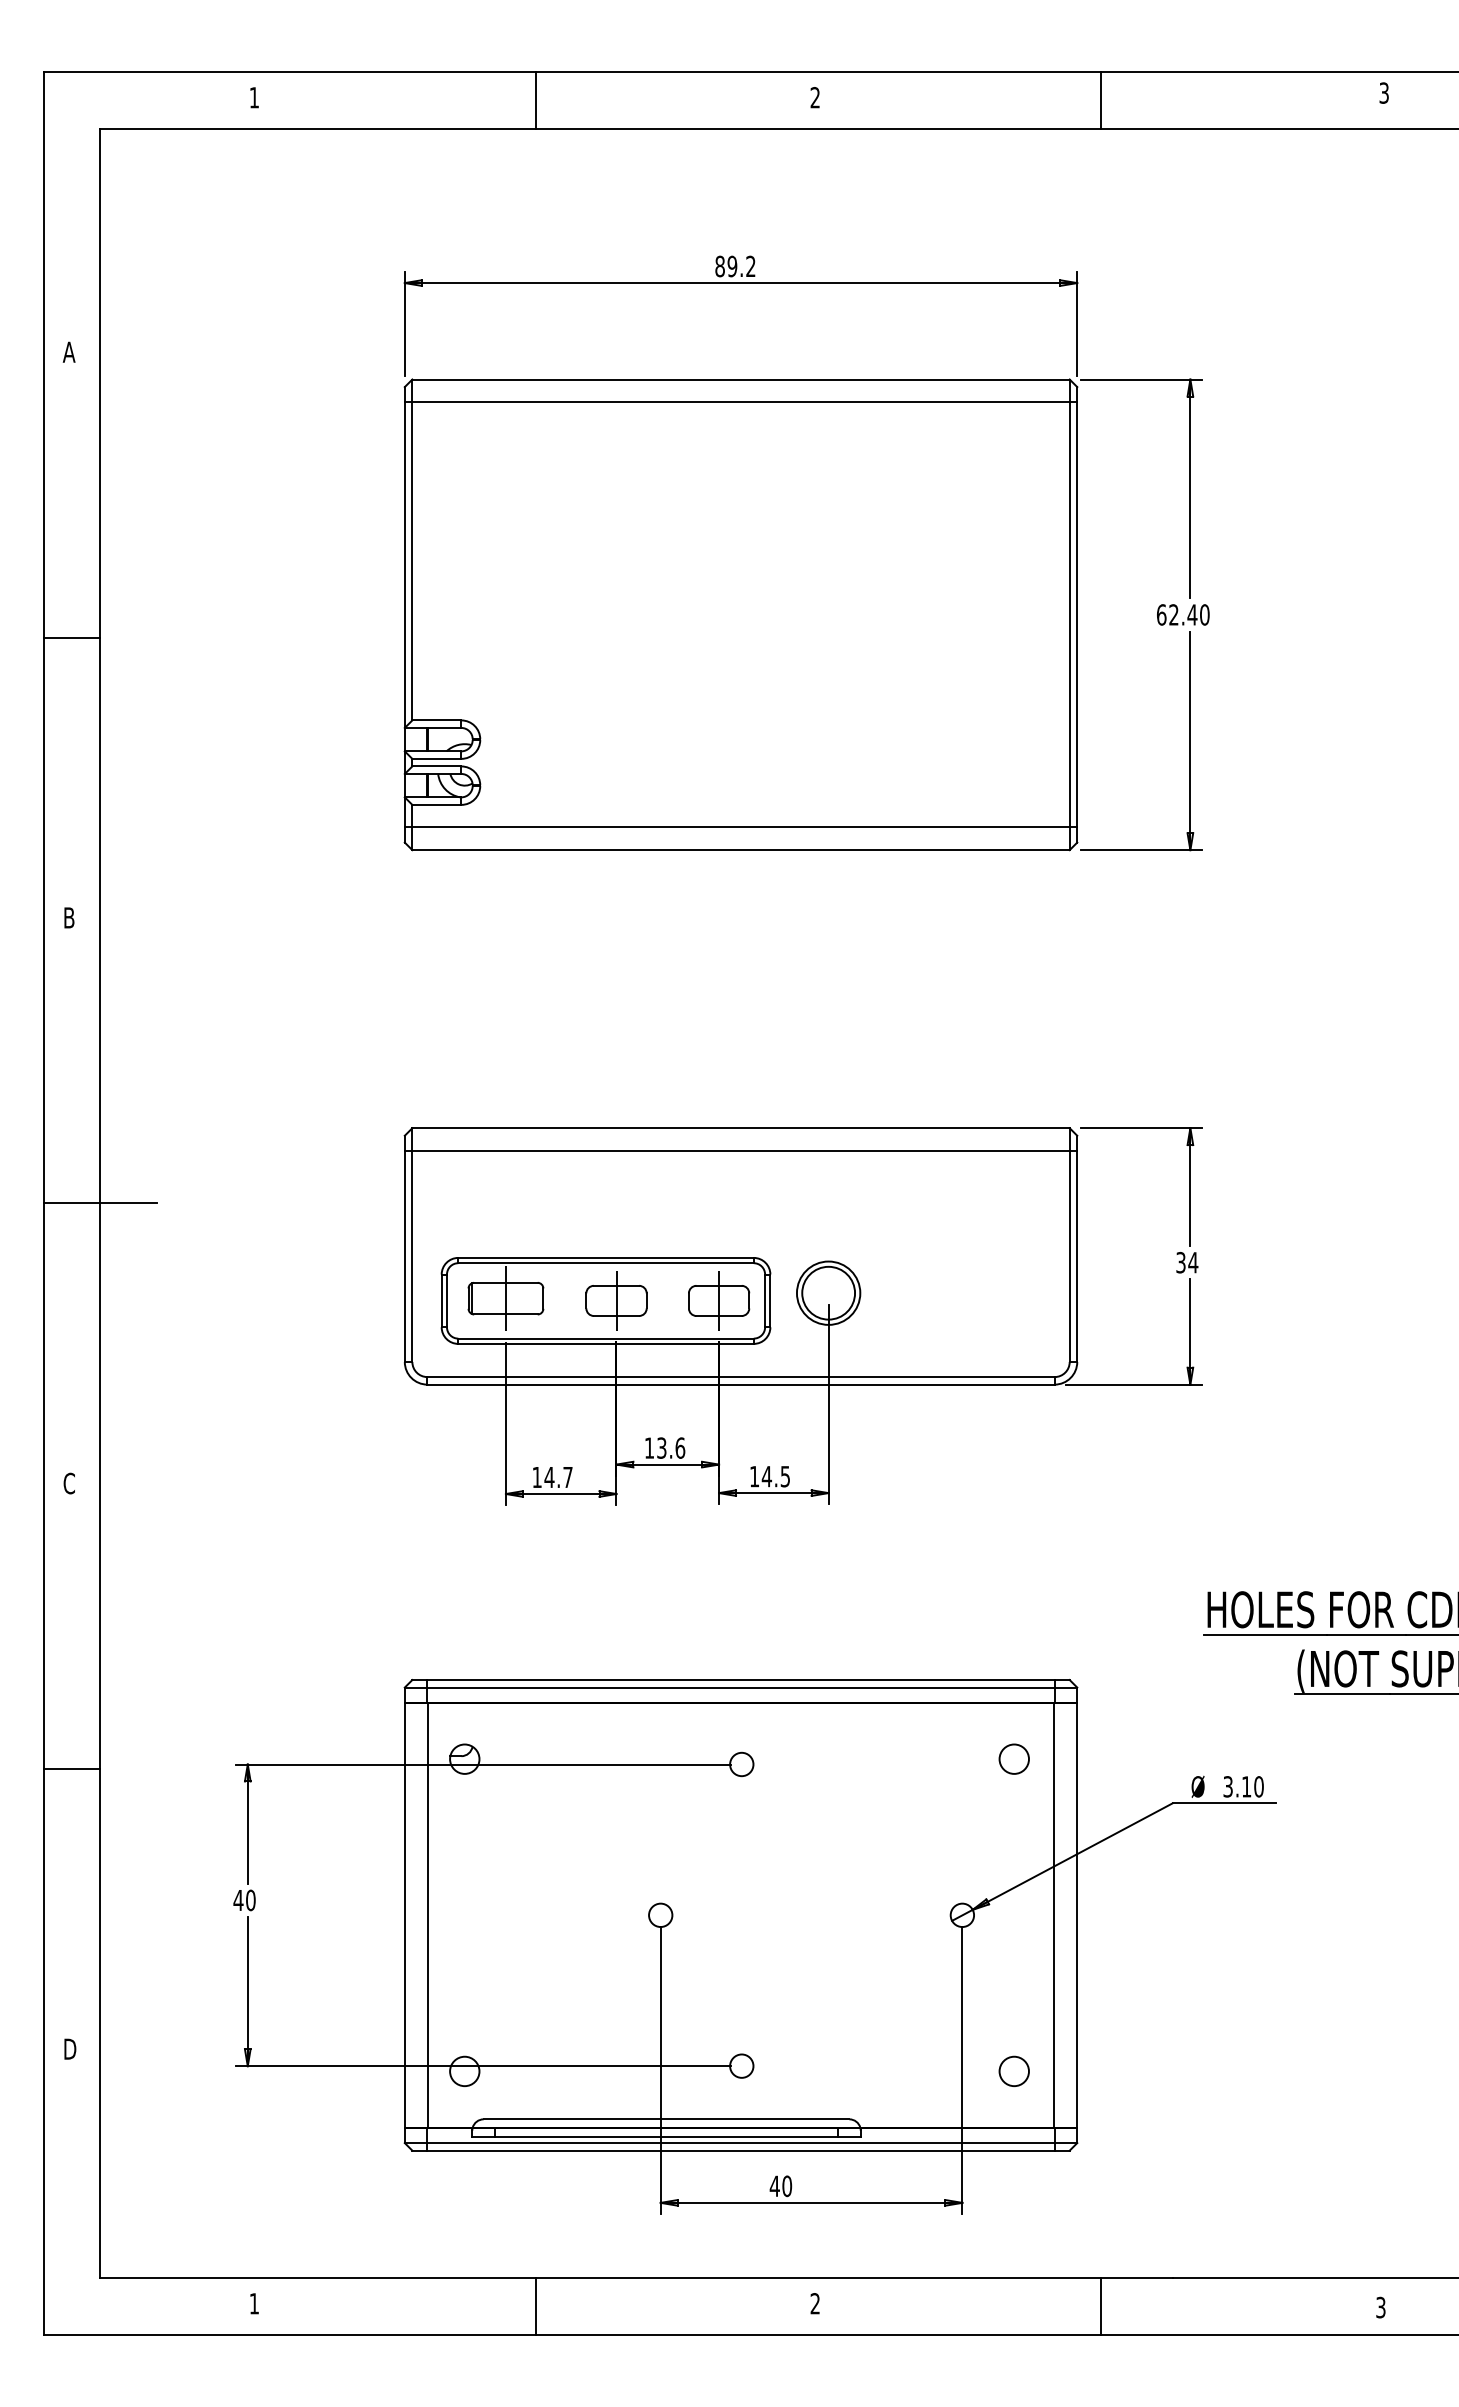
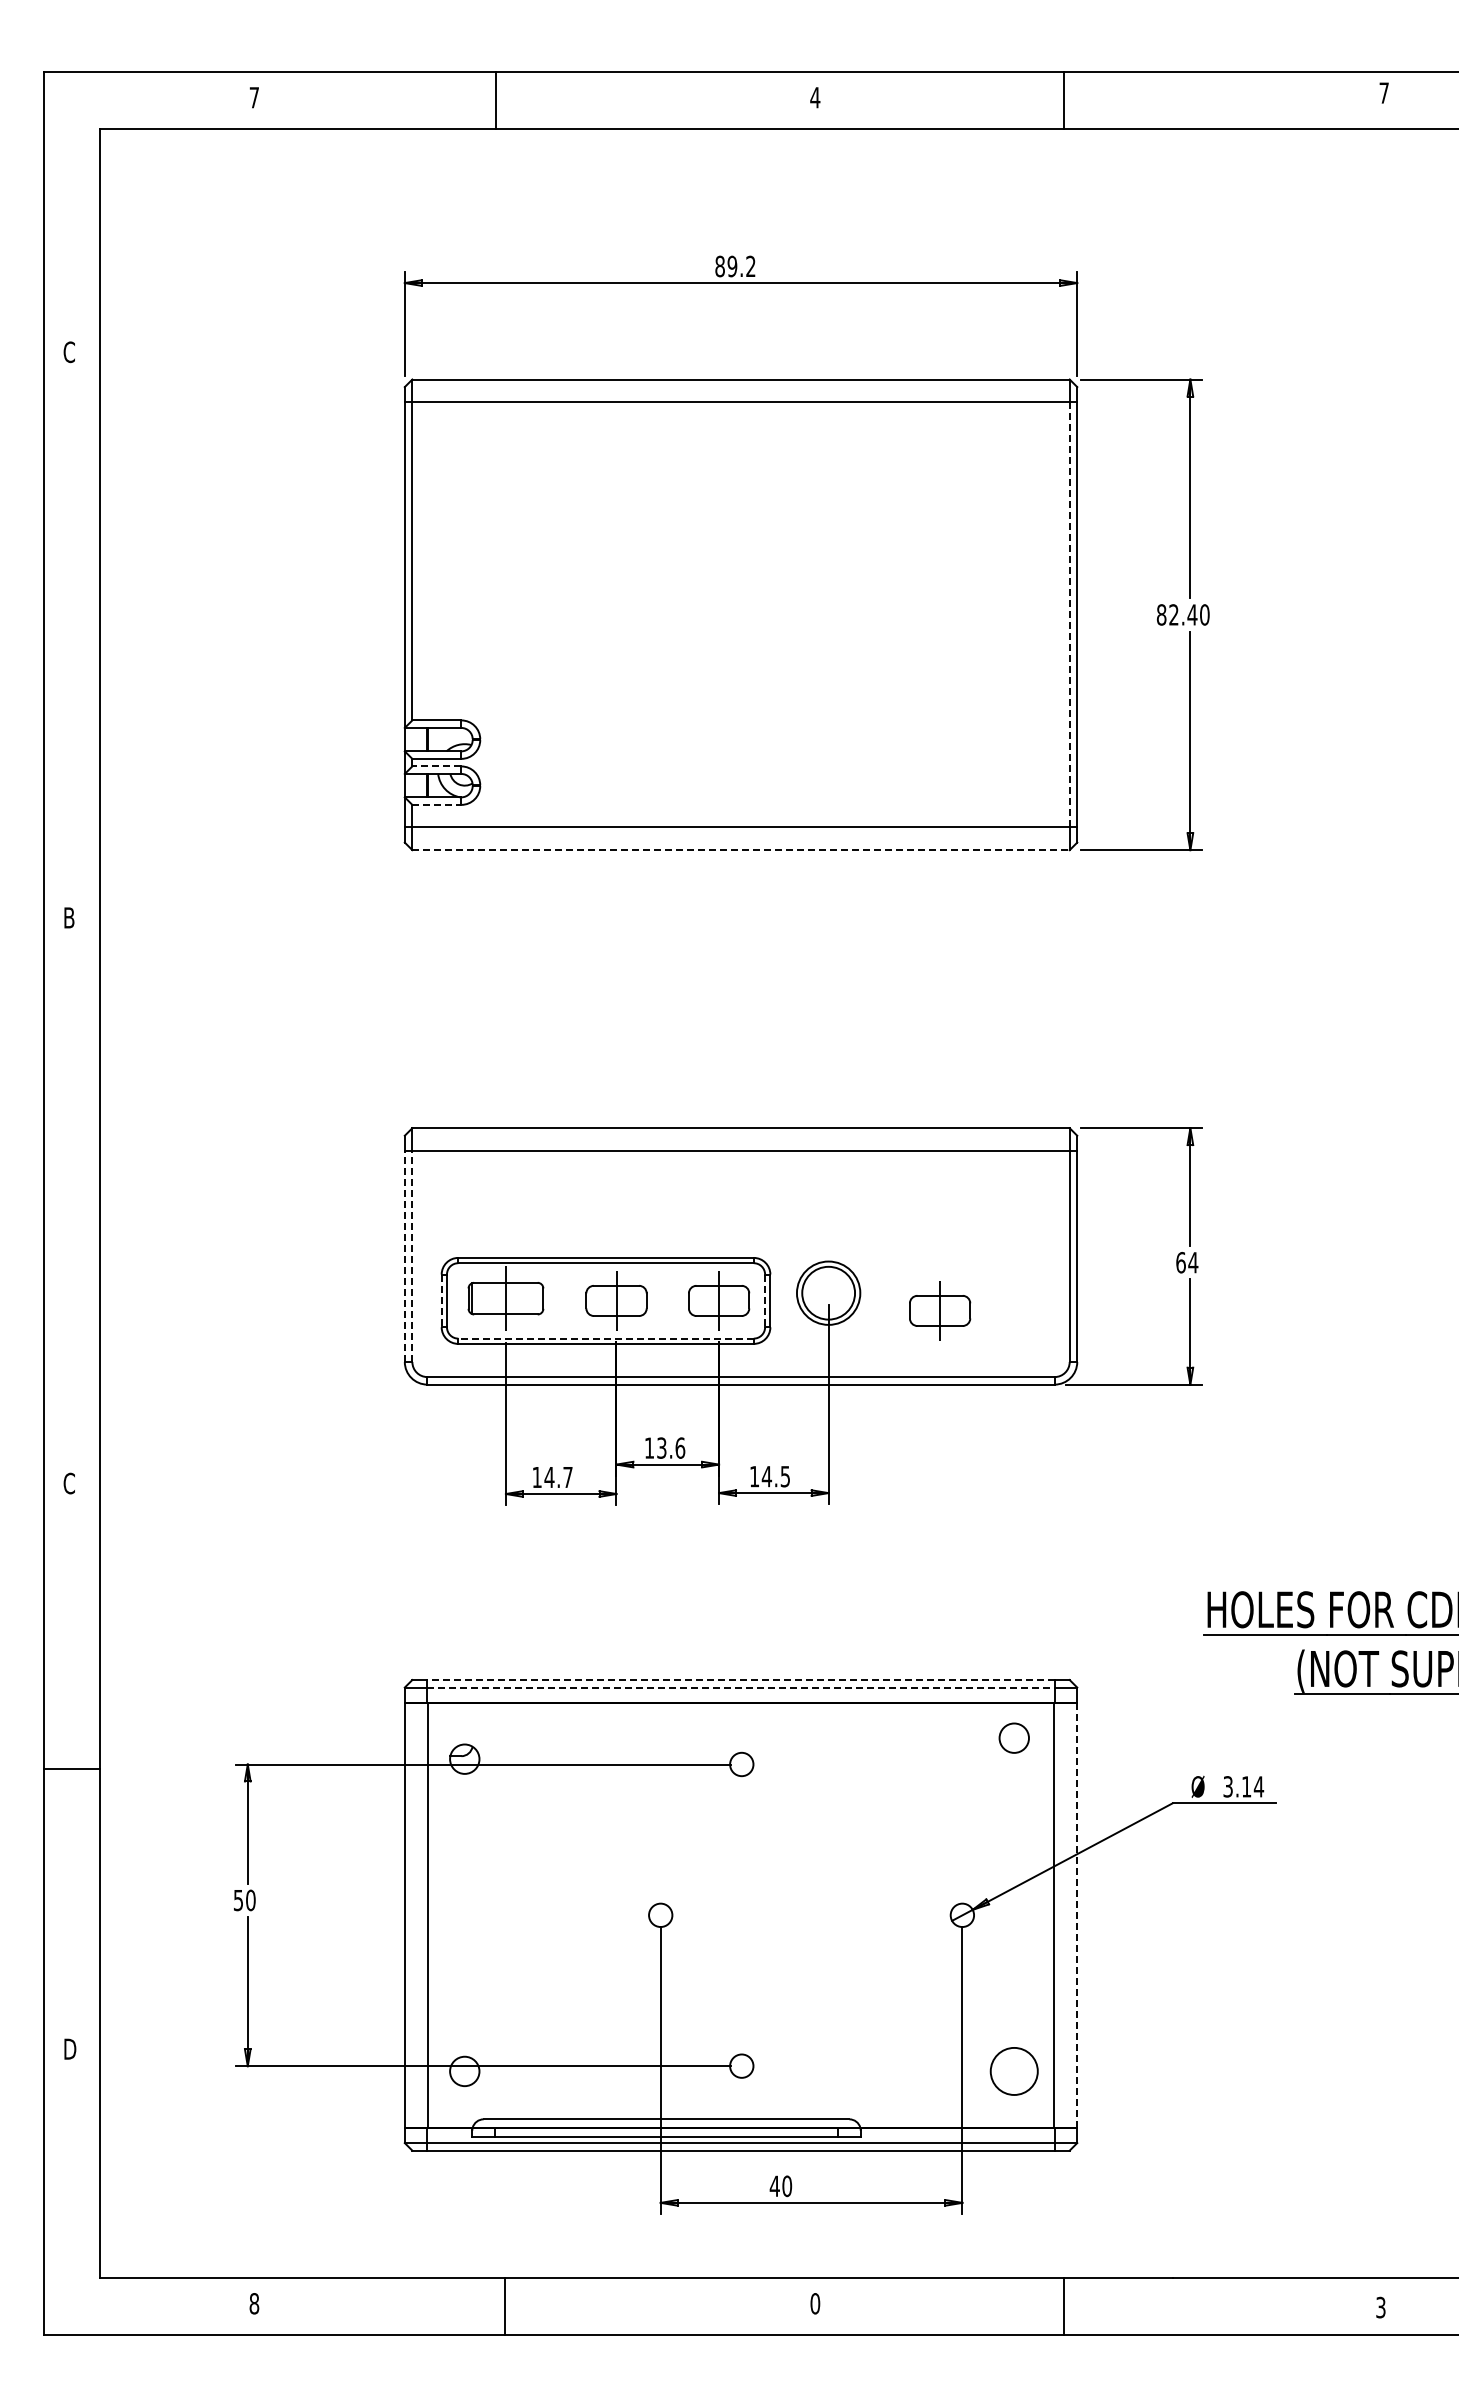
text: 3 -> 7 (1383, 92)
text: 1 -> 7 (253, 97)
text: 2 -> 4 (815, 97)
line position: (535, 100) -> (495, 100) (495, 100)
line position: (1101, 100) -> (1064, 100) (1064, 100)
text: A -> C (68, 352)
line: solid -> dashed (1069, 614)
text: 62.40 -> 82.40 (1161, 614)
line: present -> none (71, 637)
line: solid -> dashed (436, 766)
line: solid -> dashed (436, 804)
line: solid -> dashed (741, 850)
line: present -> none (99, 1203)
line: solid -> dashed (404, 1256)
line: solid -> dashed (412, 1256)
text: 34 -> 64 (1180, 1262)
line: solid -> dashed (441, 1301)
line: solid -> dashed (765, 1301)
part: none -> present (940, 1310)
line: solid -> dashed (606, 1338)
line: solid -> dashed (741, 1680)
line: solid -> dashed (741, 1687)
circle position: (1013, 1758) -> (1013, 1737) (1013, 1737)
text: 3.10 -> 3.14 (1258, 1786)
text: 40 -> 50 (238, 1900)
line: solid -> dashed (1077, 1914)
circle diameter: 29 px -> 47 px (1013, 2070)
text: 1 -> 8 (254, 2303)
text: 2 -> 0 (815, 2303)
line position: (535, 2306) -> (504, 2306) (504, 2306)
line position: (1101, 2306) -> (1064, 2306) (1064, 2306)
